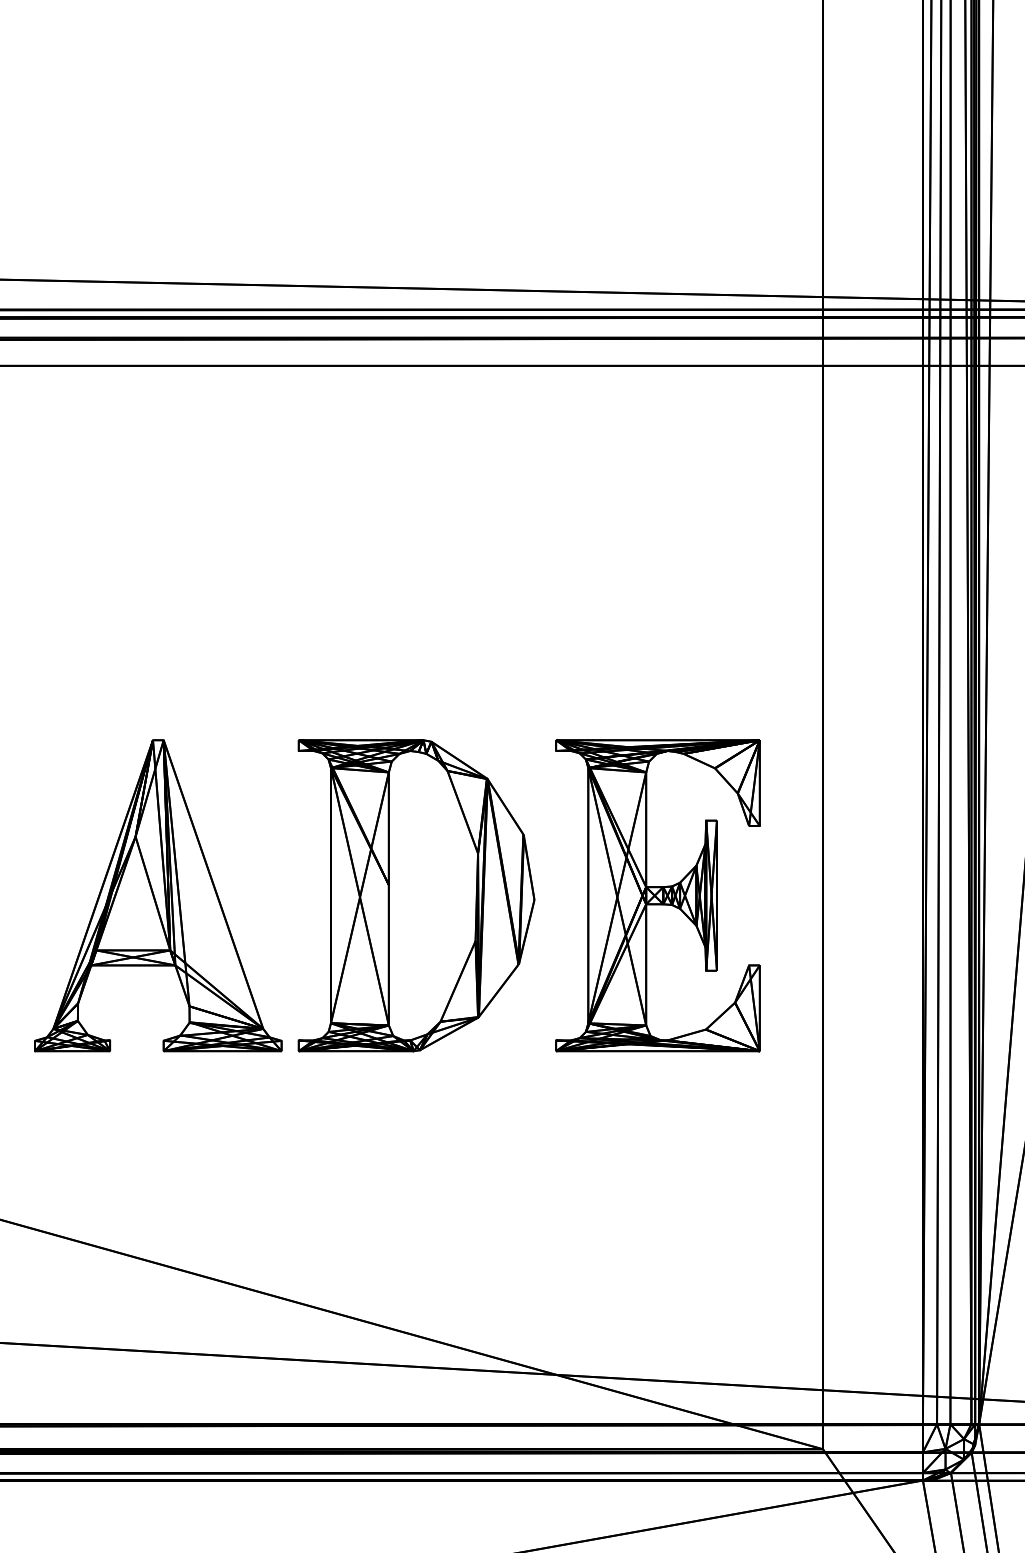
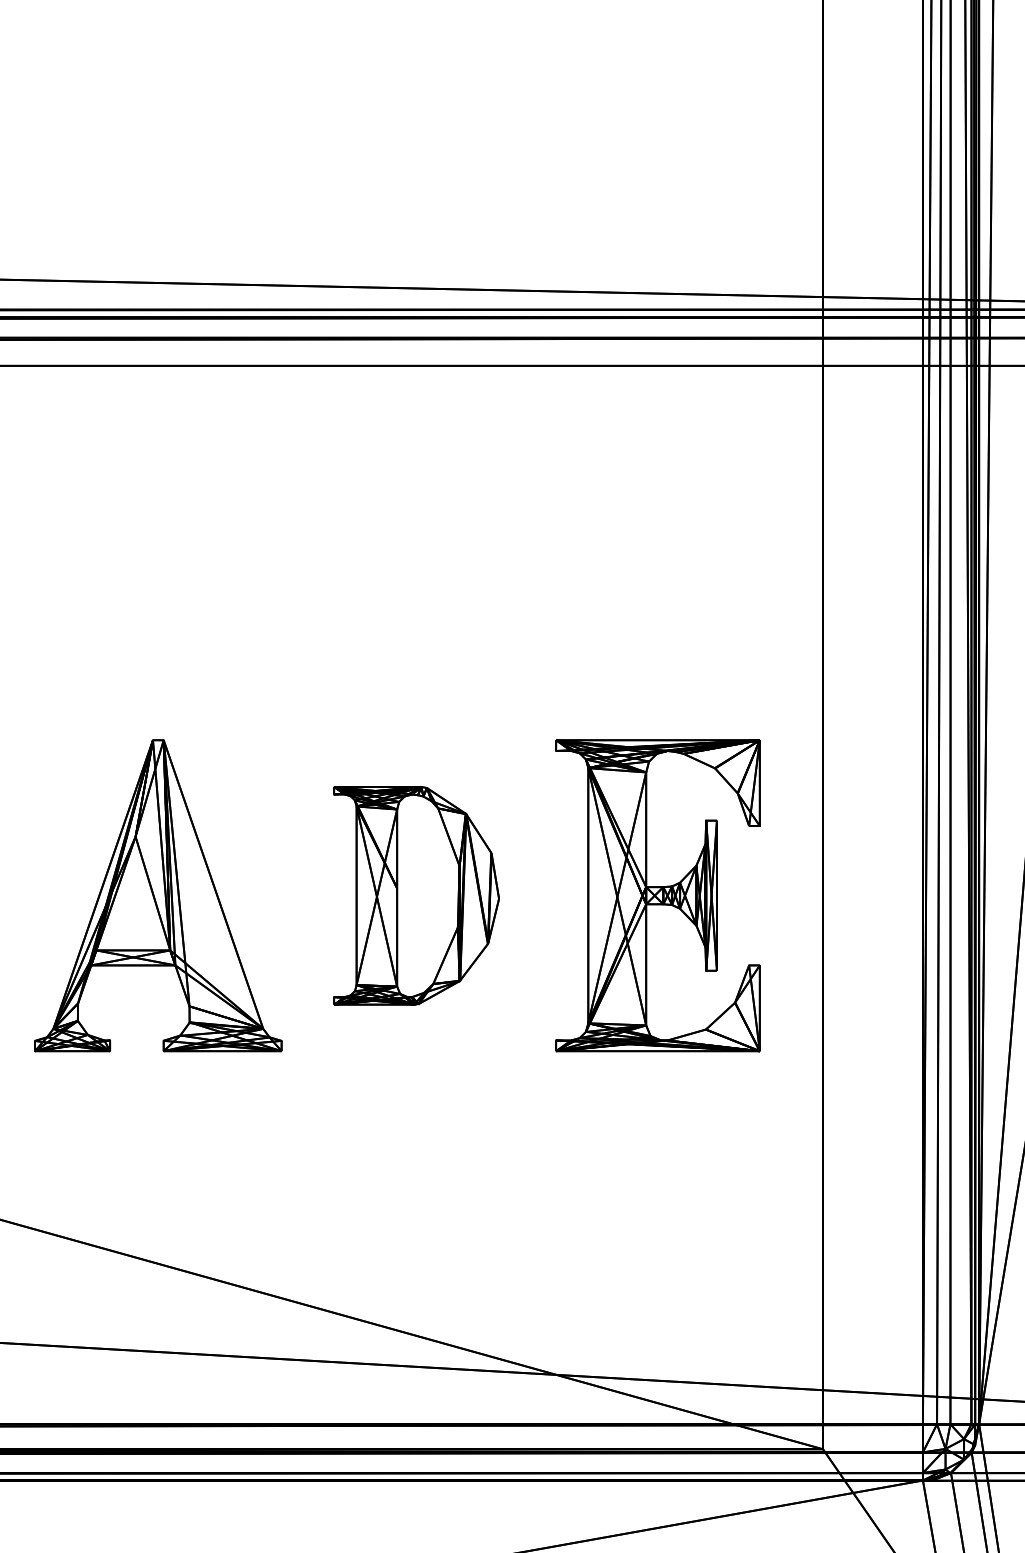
part size: 239x314 px -> 167x221 px (416, 895)
